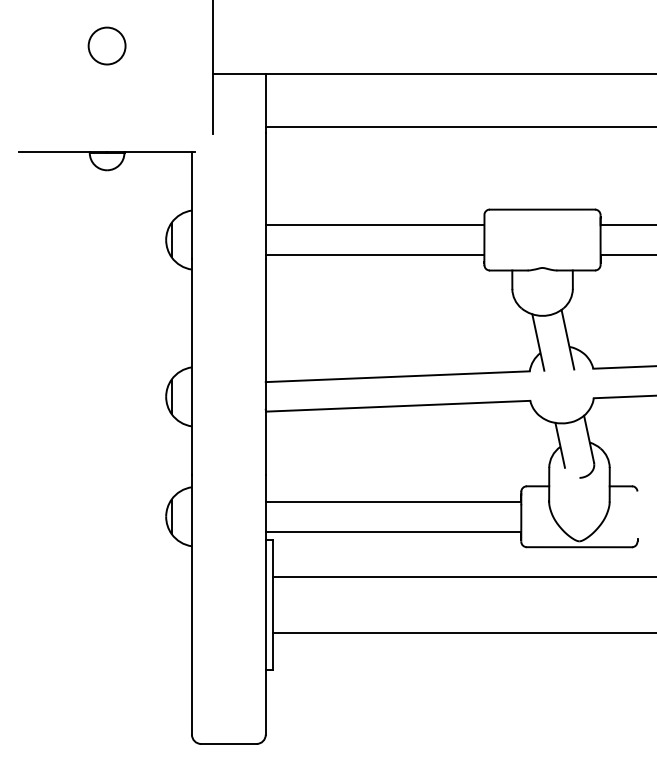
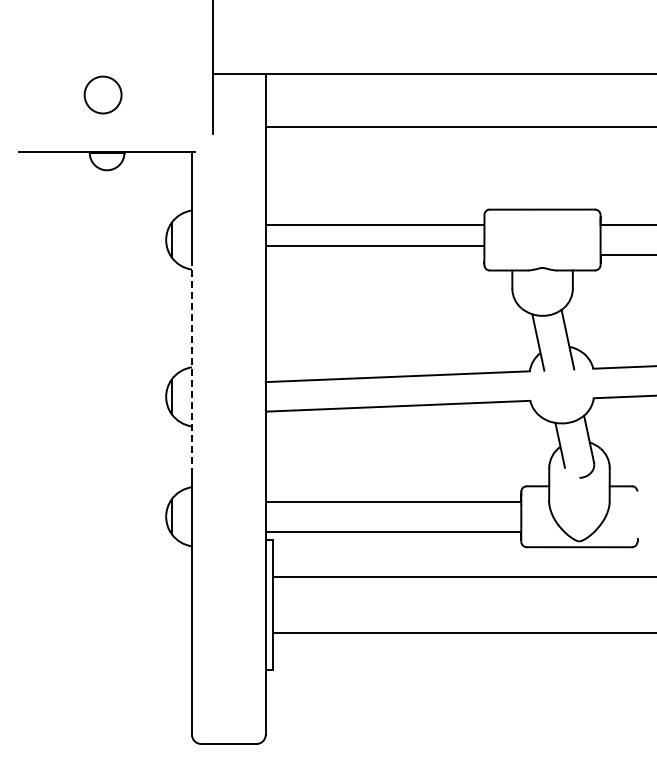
circle position: (106, 45) -> (102, 94) (102, 94)
line position: (374, 254) -> (374, 245) (374, 245)
line: solid -> dashed (191, 367)
